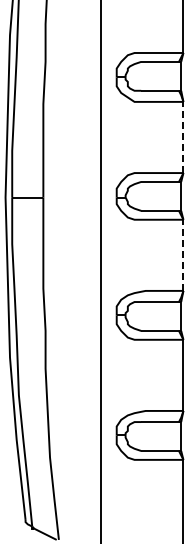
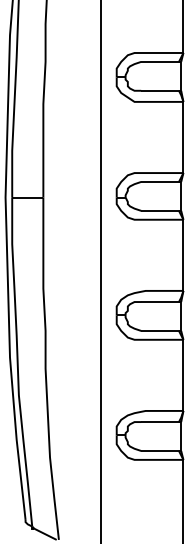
line: dashed -> solid (183, 137)
line: dashed -> solid (183, 255)
